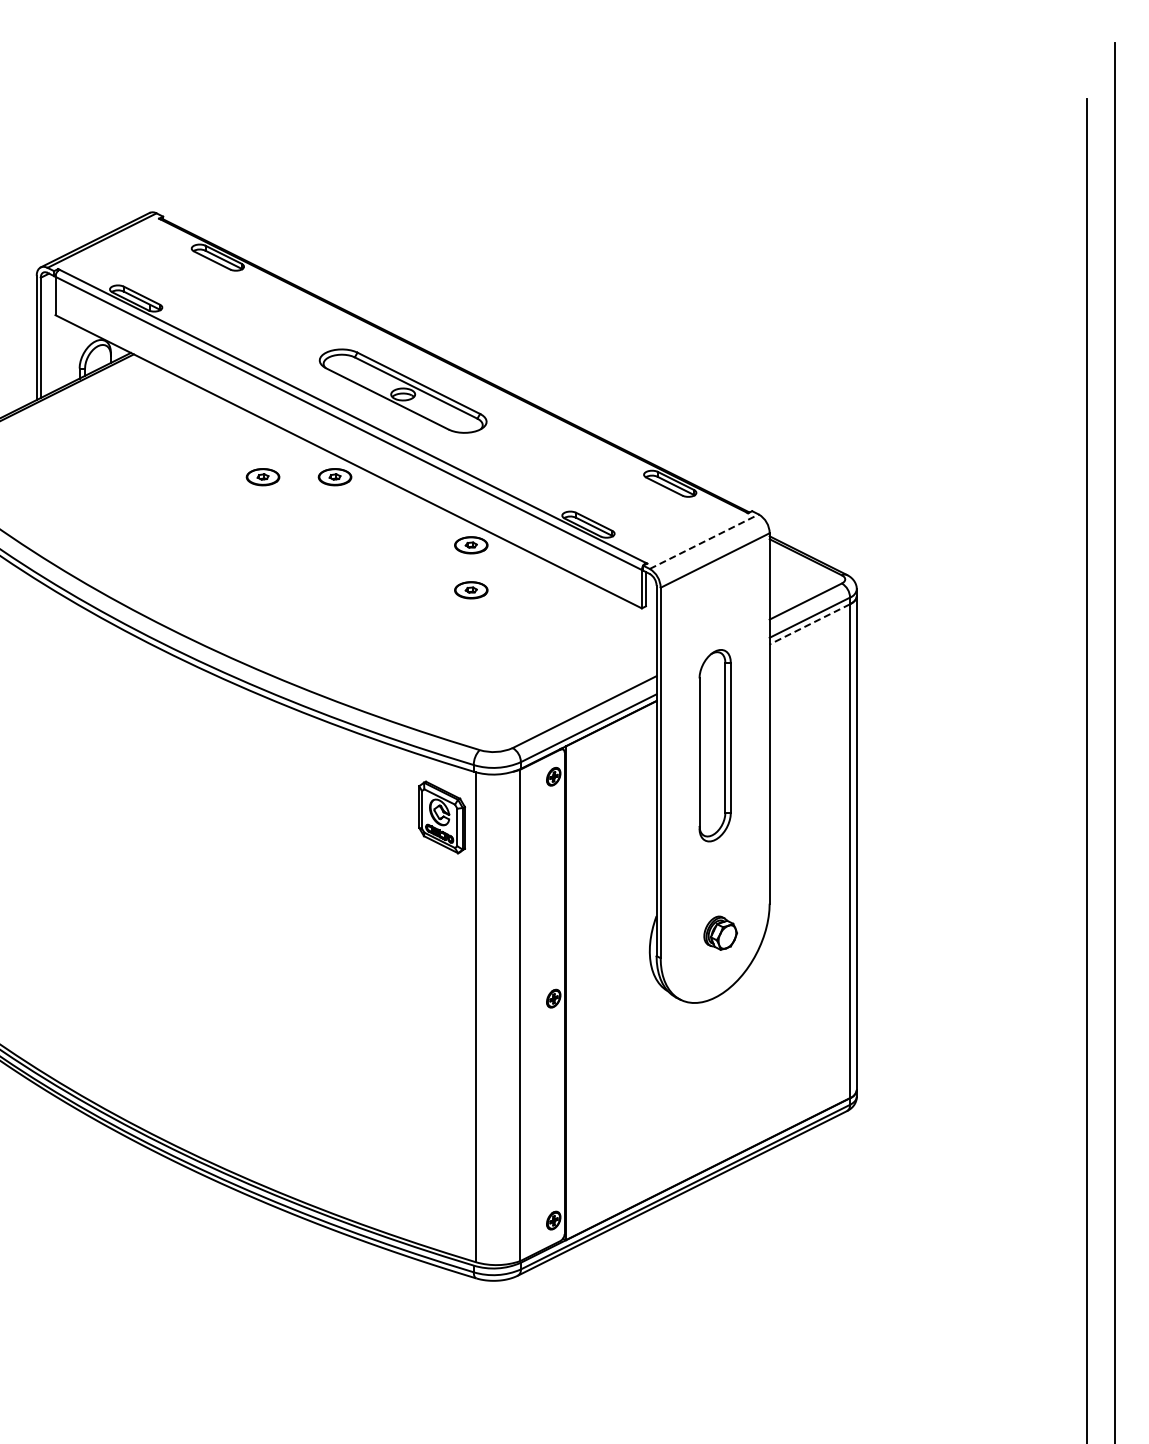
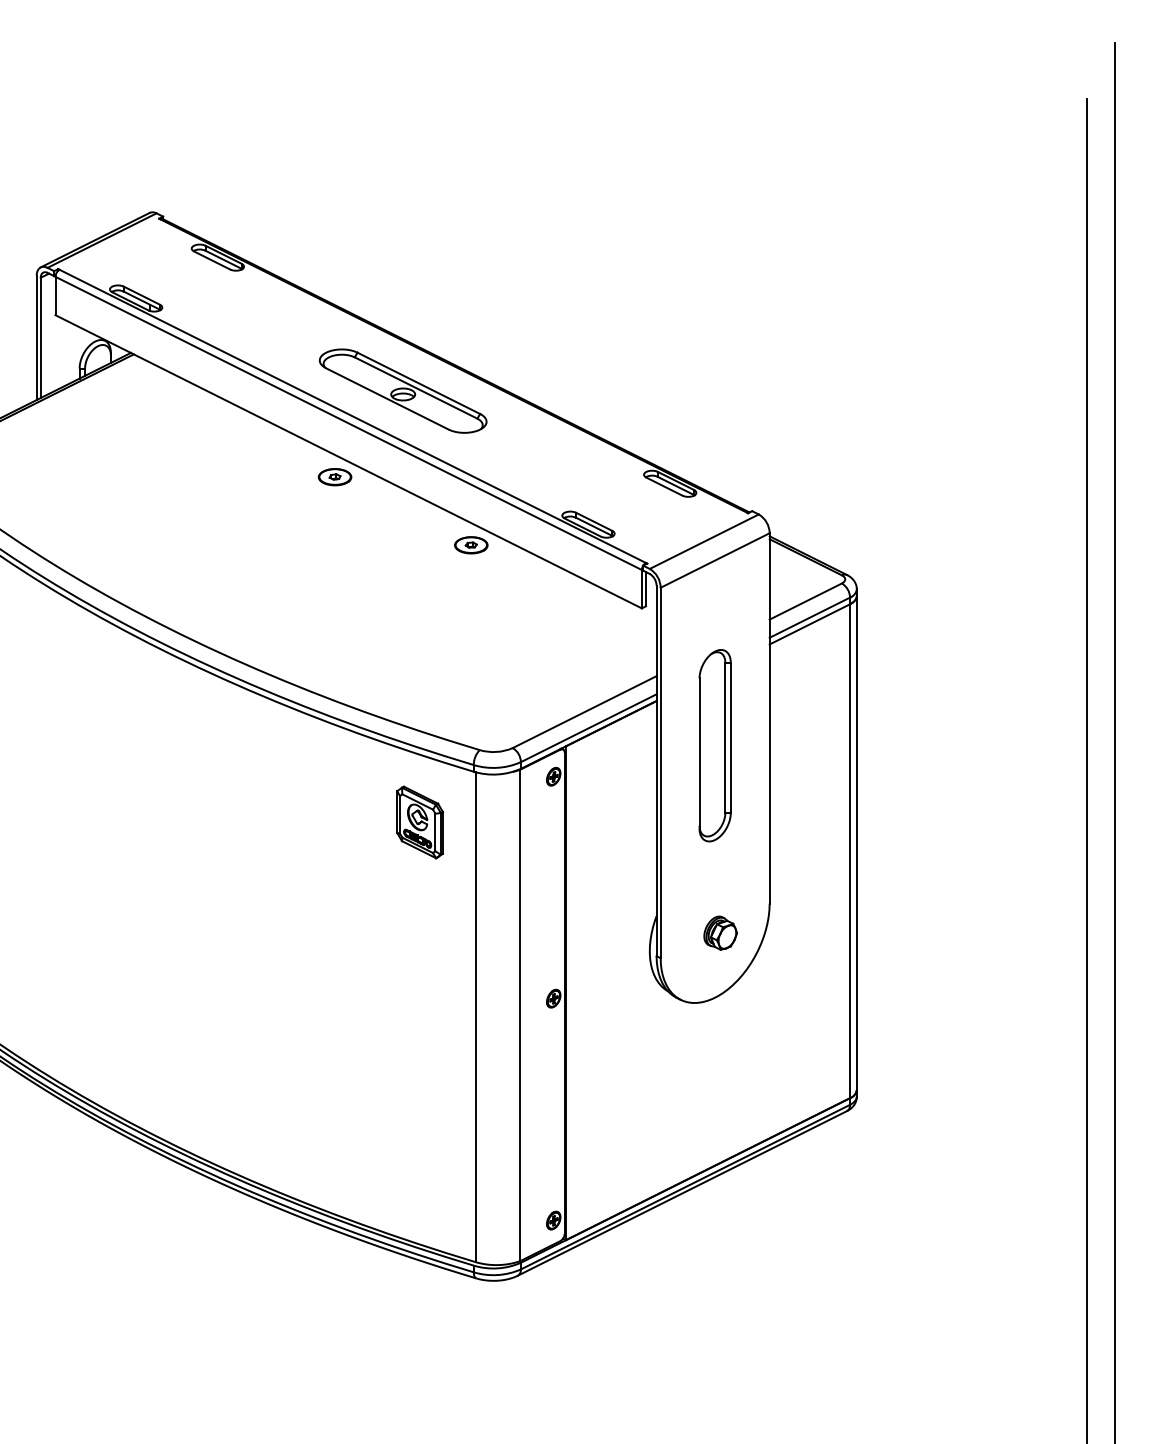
part: present -> none (262, 477)
line: dashed -> solid (704, 541)
part: present -> none (471, 590)
line: dashed -> solid (809, 624)
part position: (441, 817) -> (419, 822) (419, 822)
